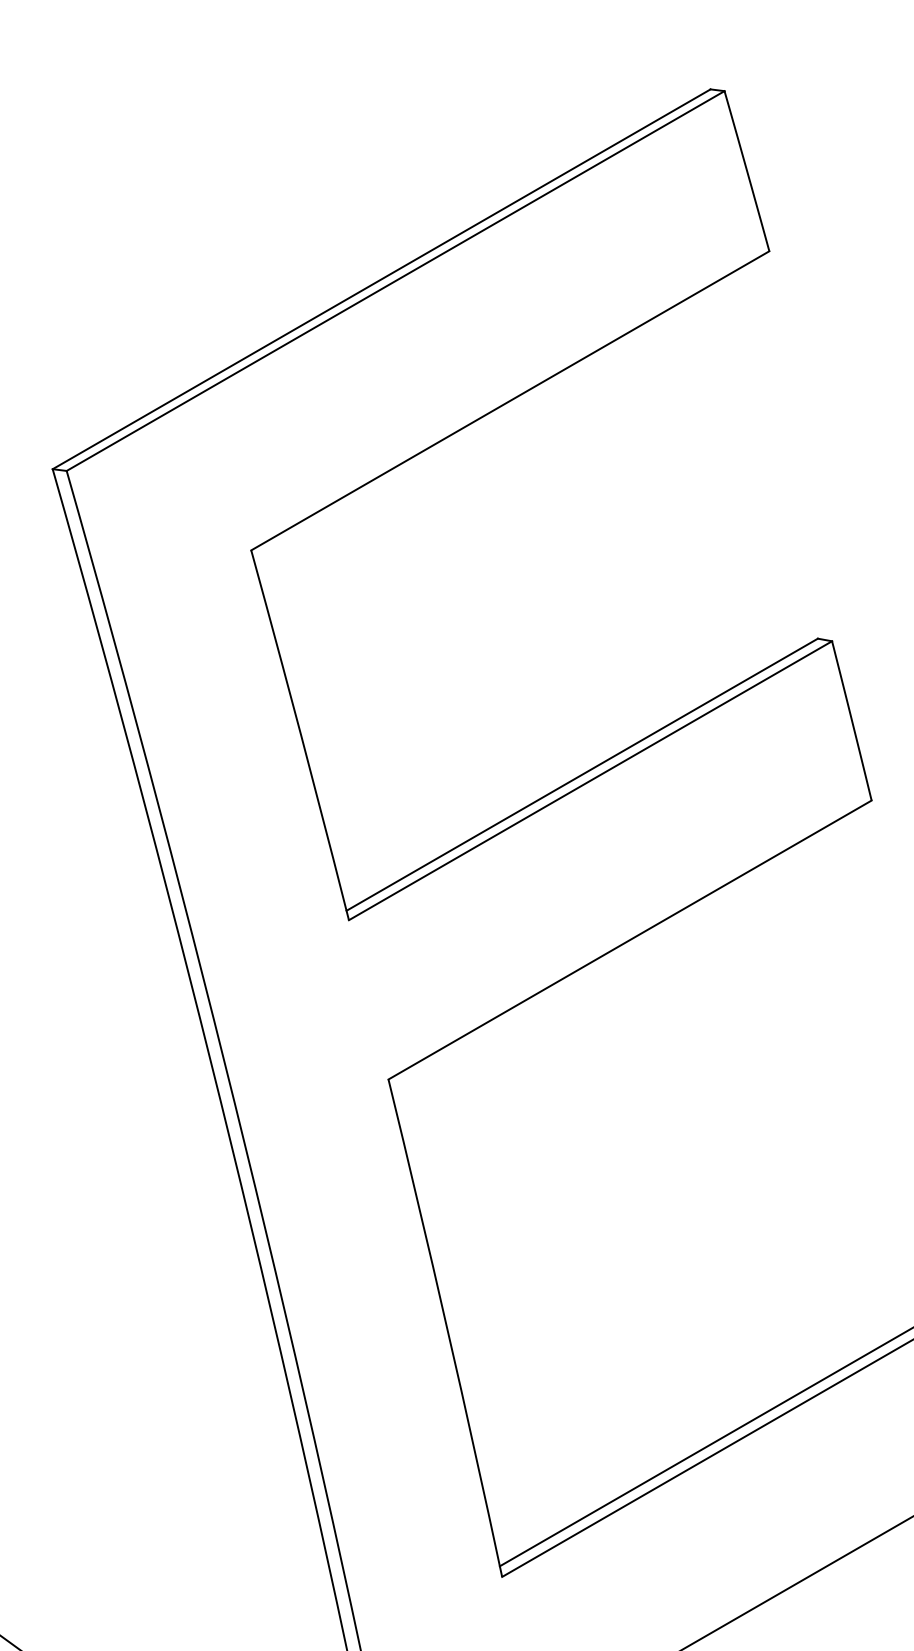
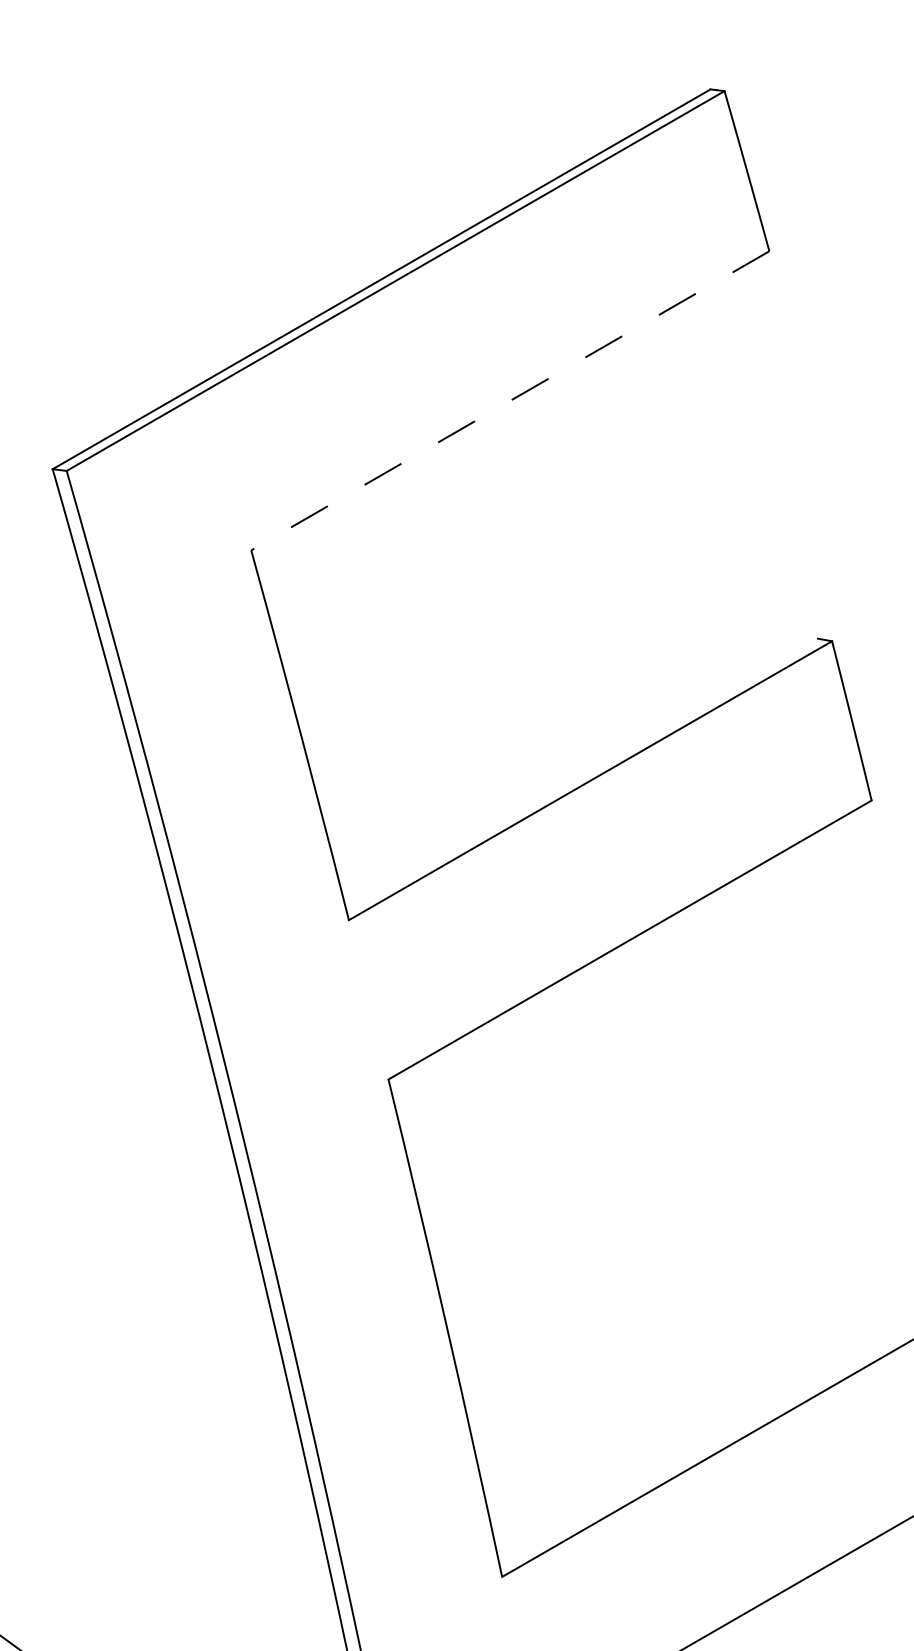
line: solid -> dashed (509, 401)
line: present -> none (581, 774)
line: present -> none (704, 1447)
